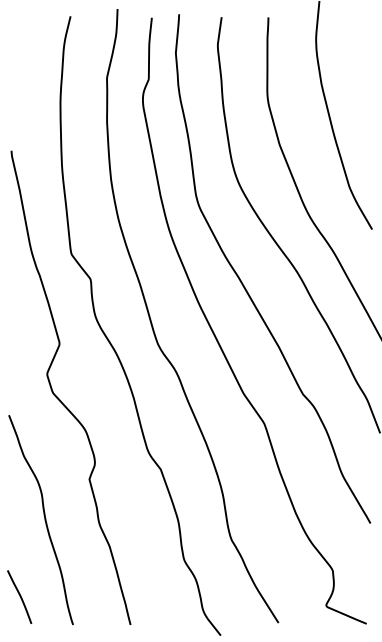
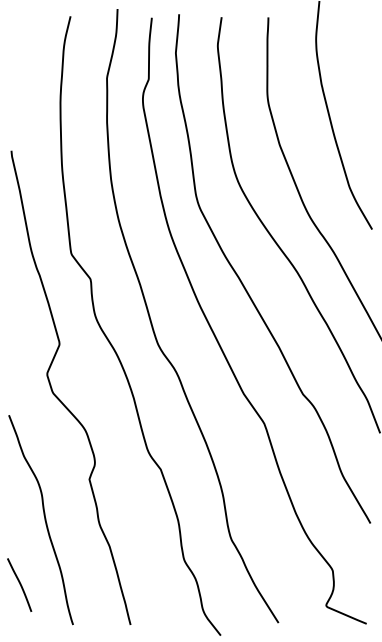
curve position: (19, 596) -> (19, 584) (19, 584)
